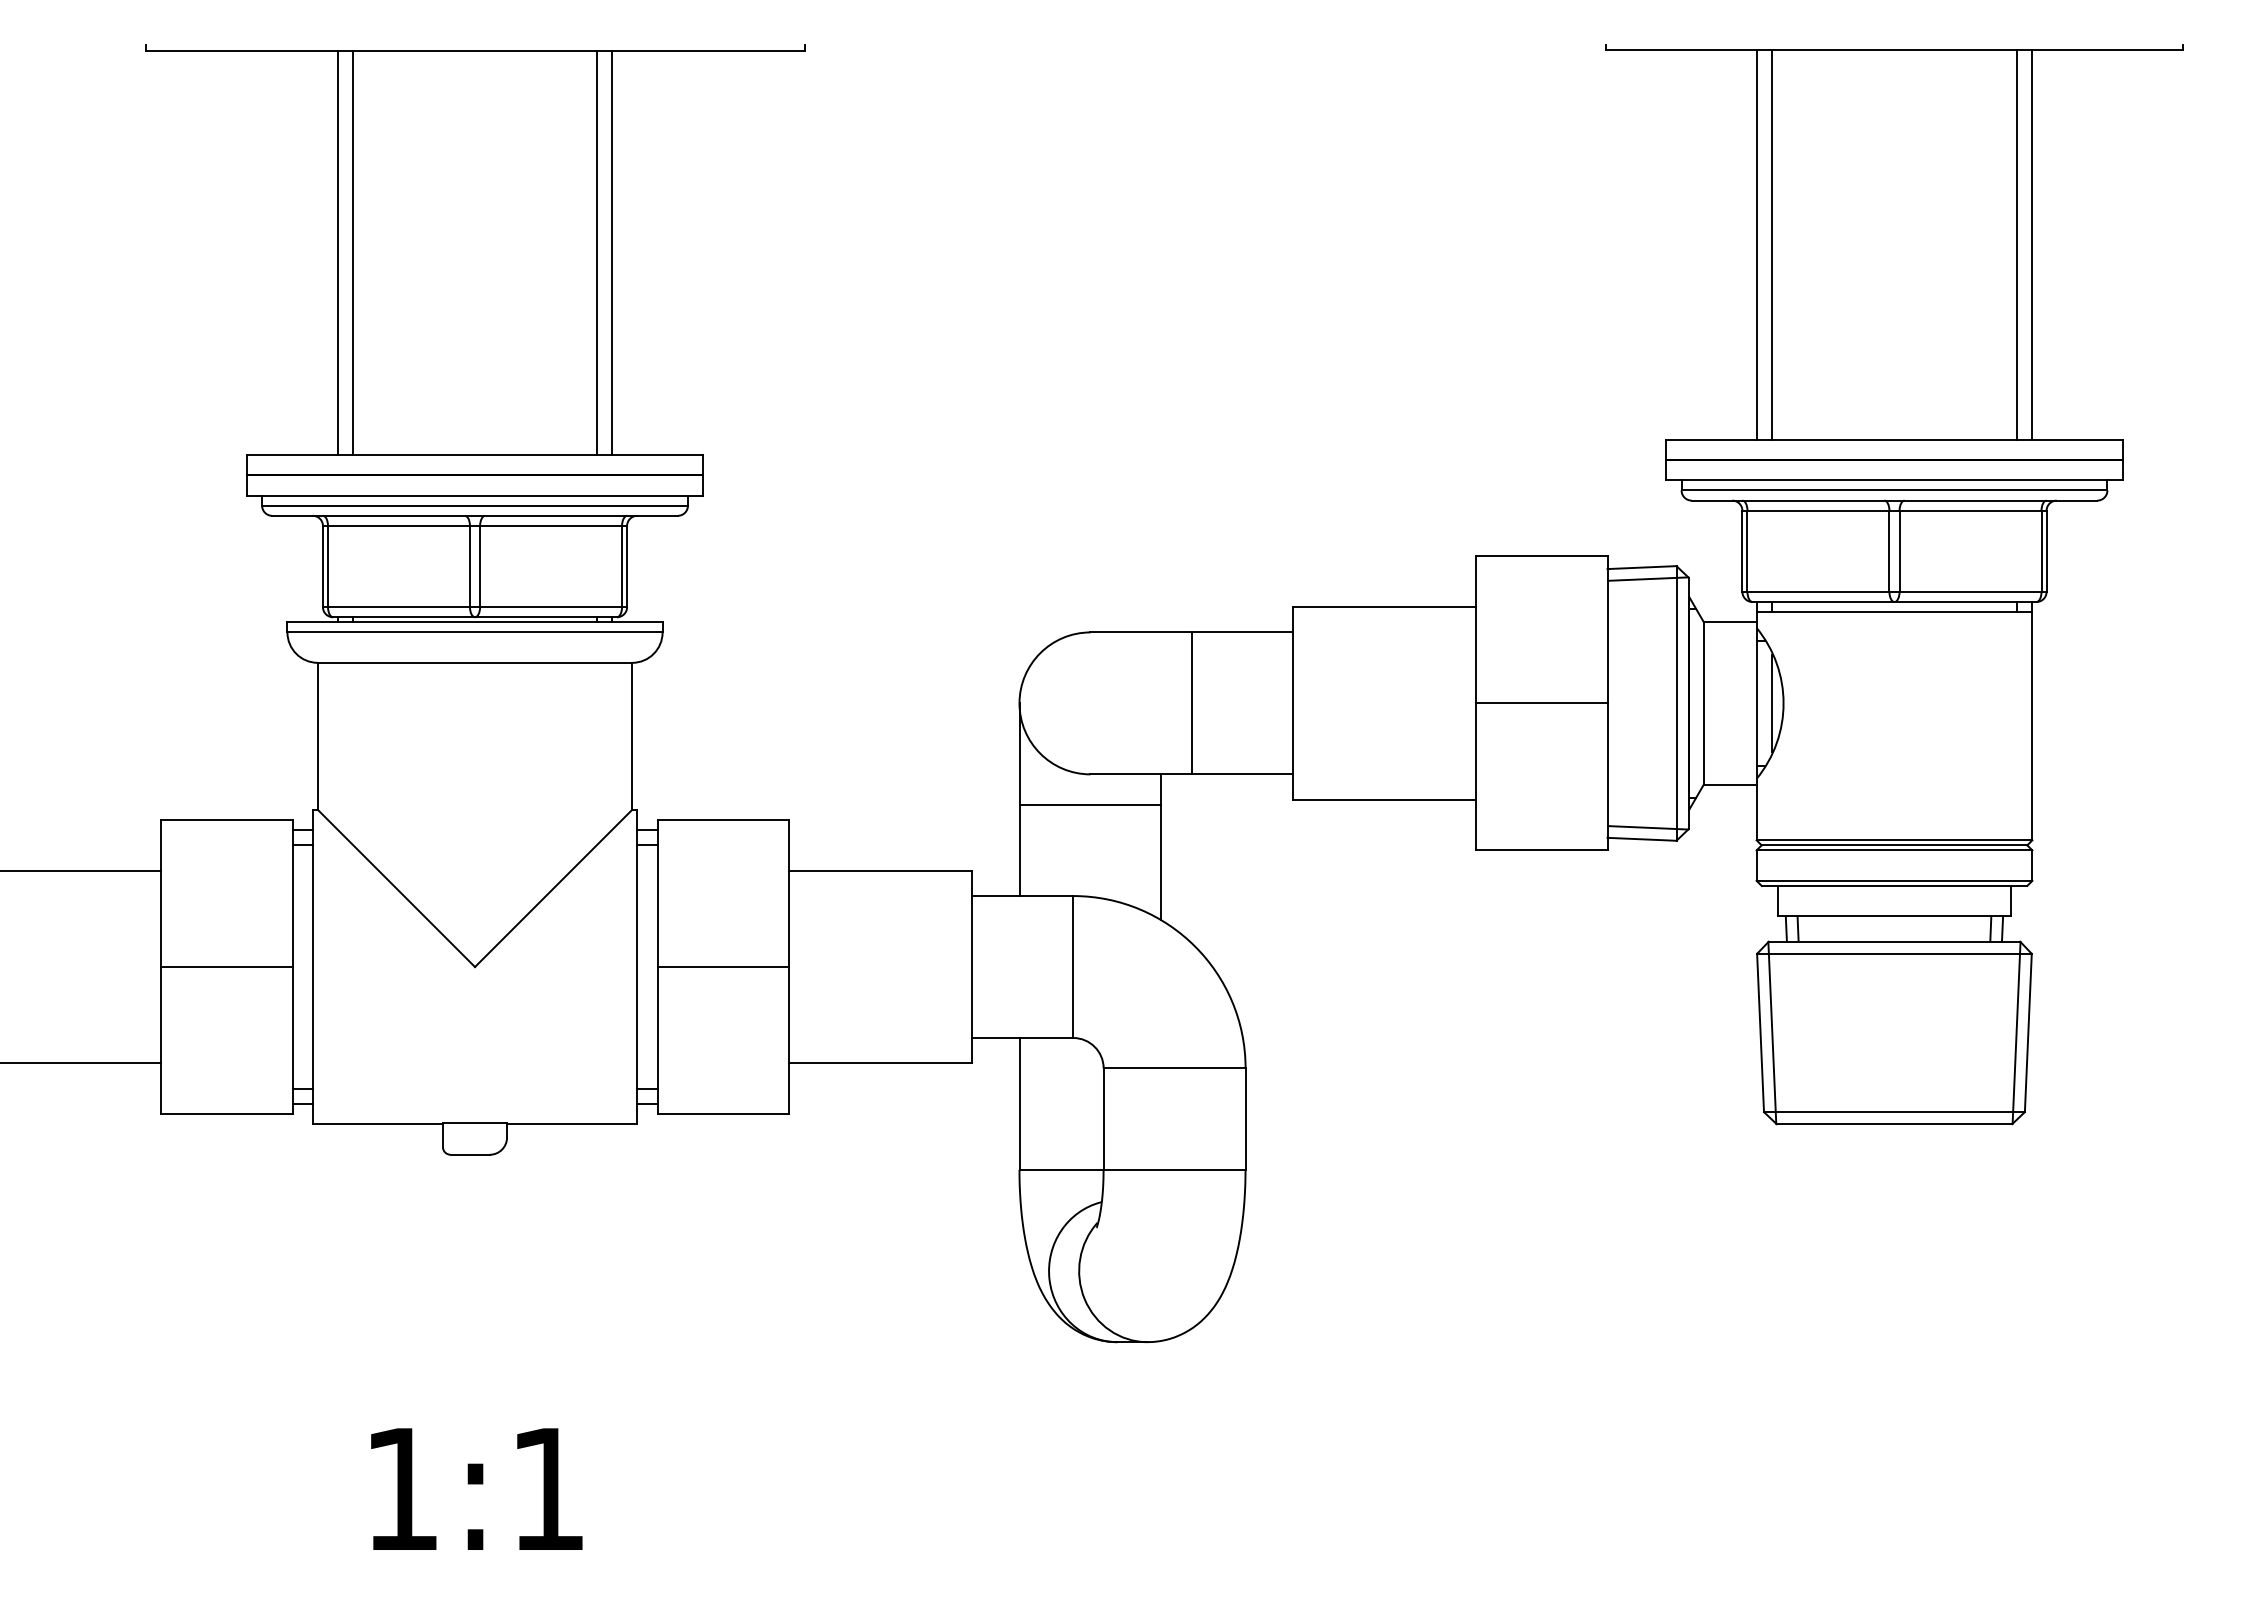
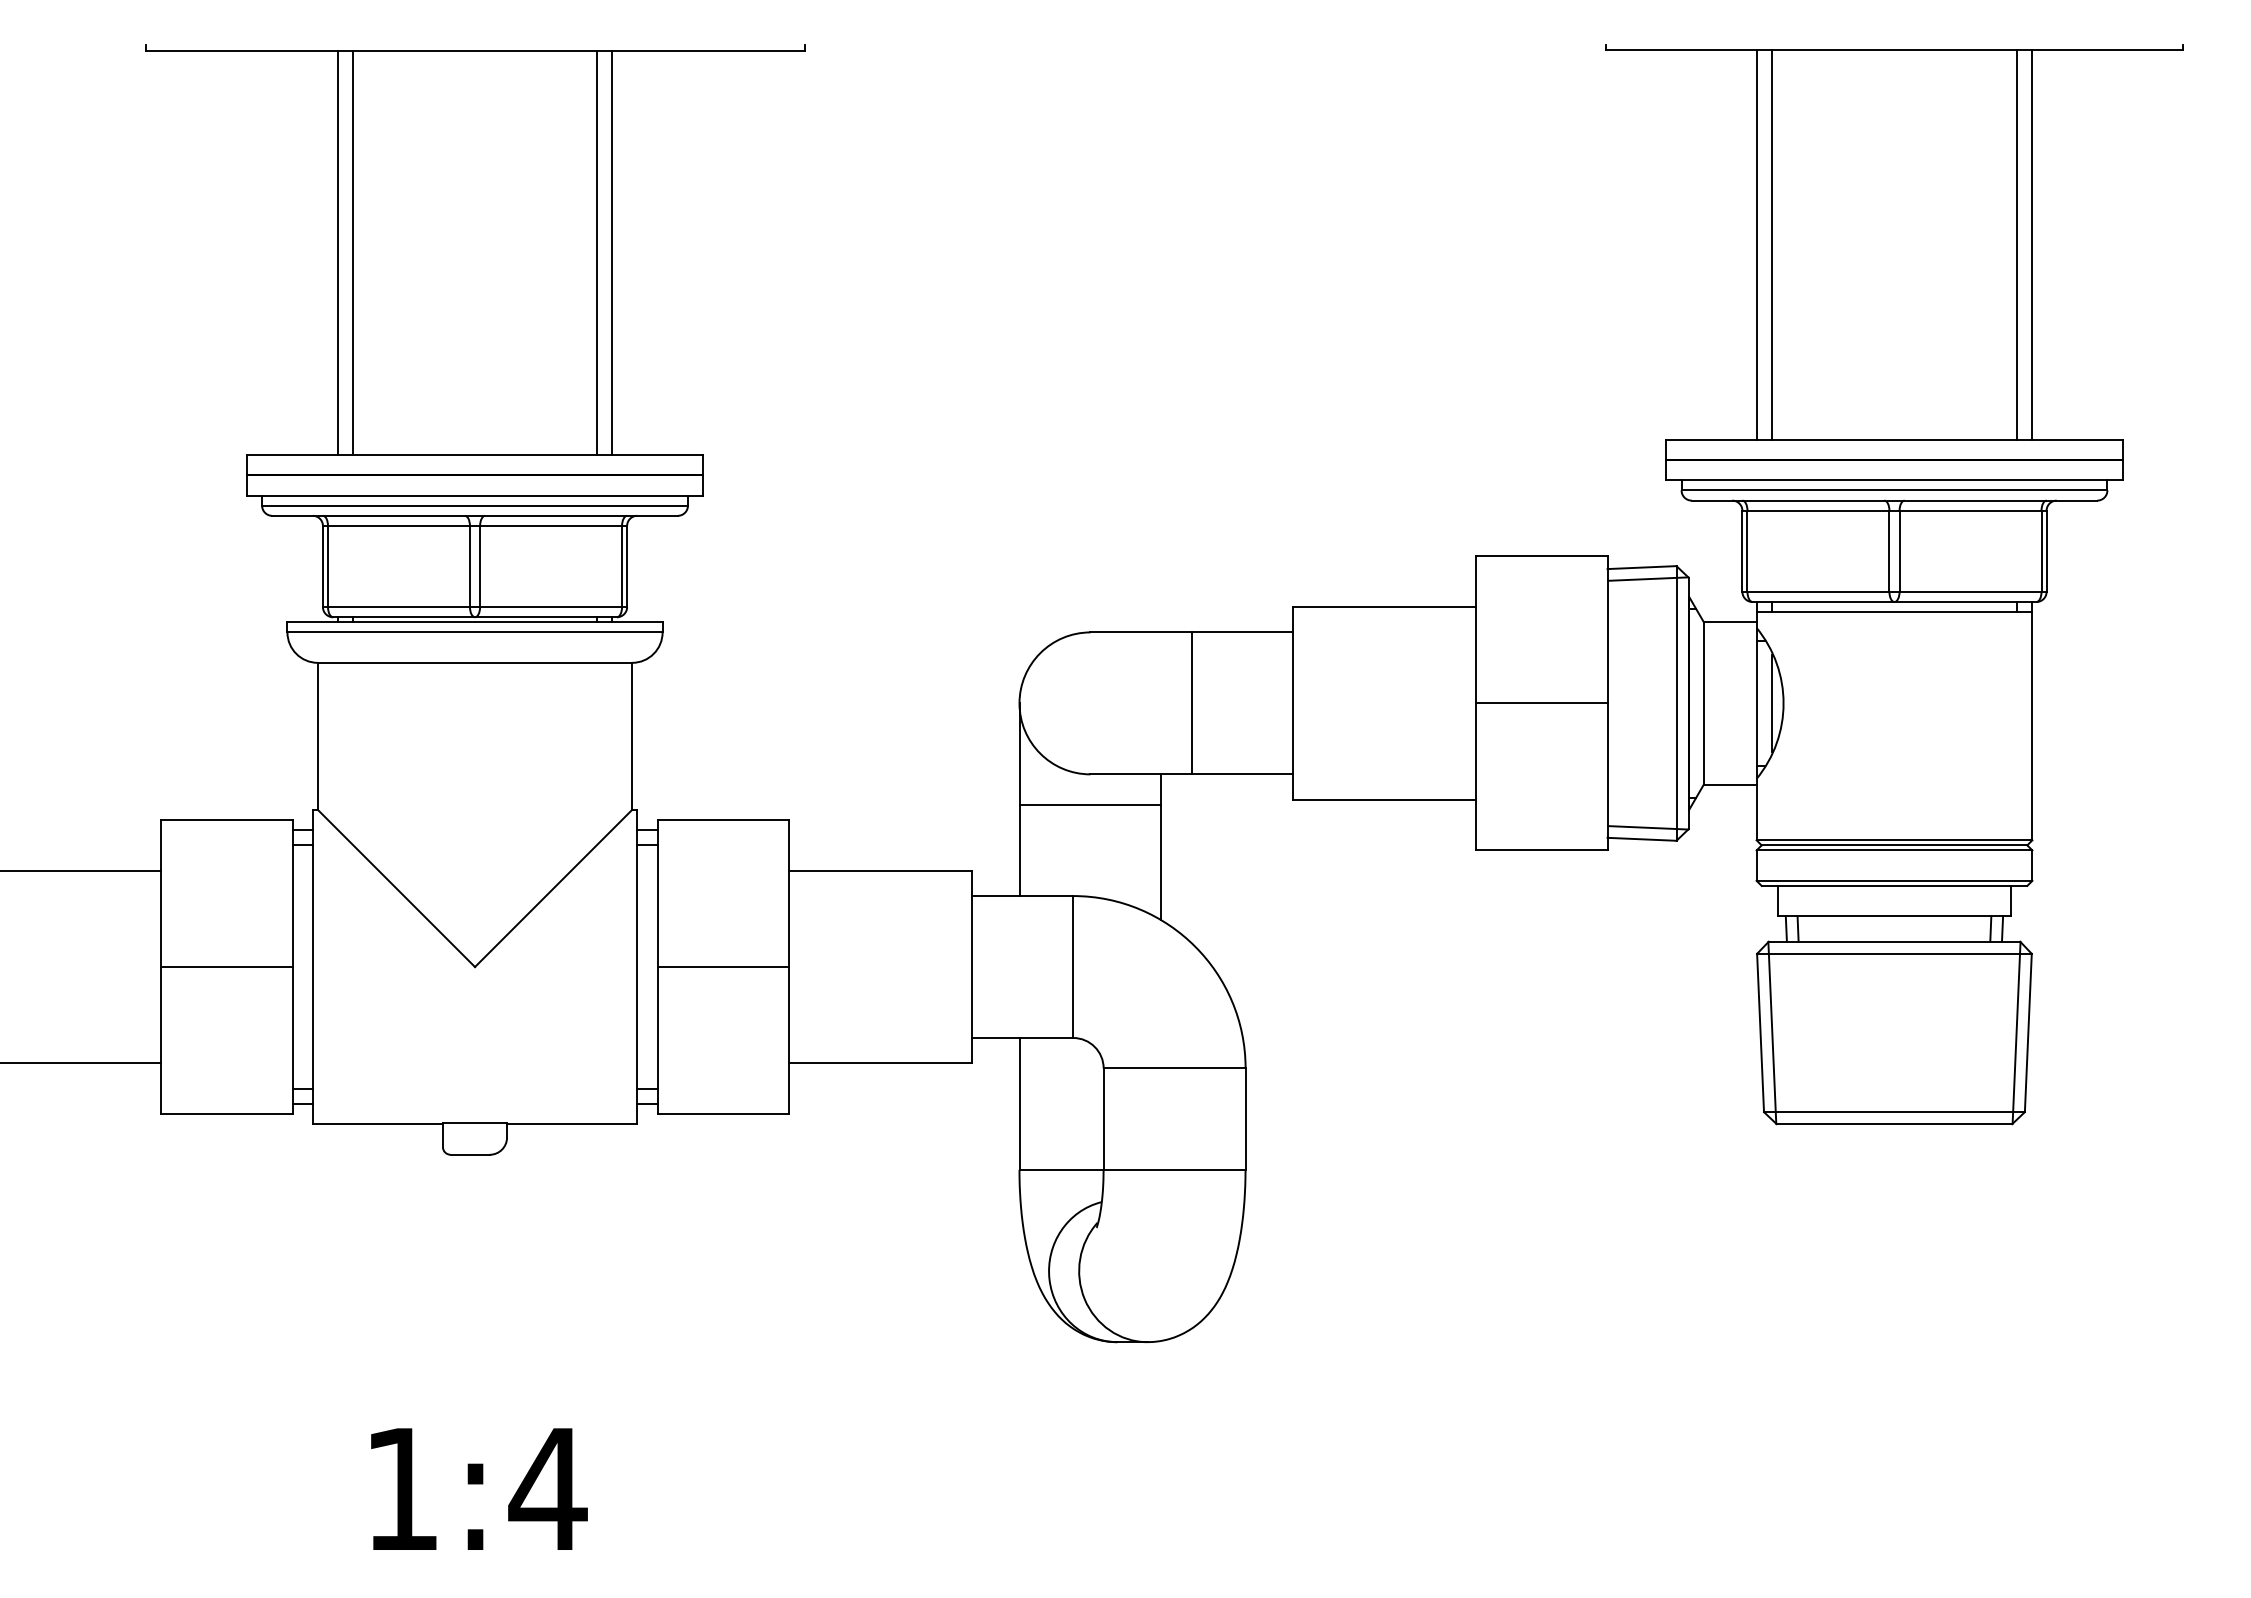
text: 1:1 -> 1:4 (547, 1488)
